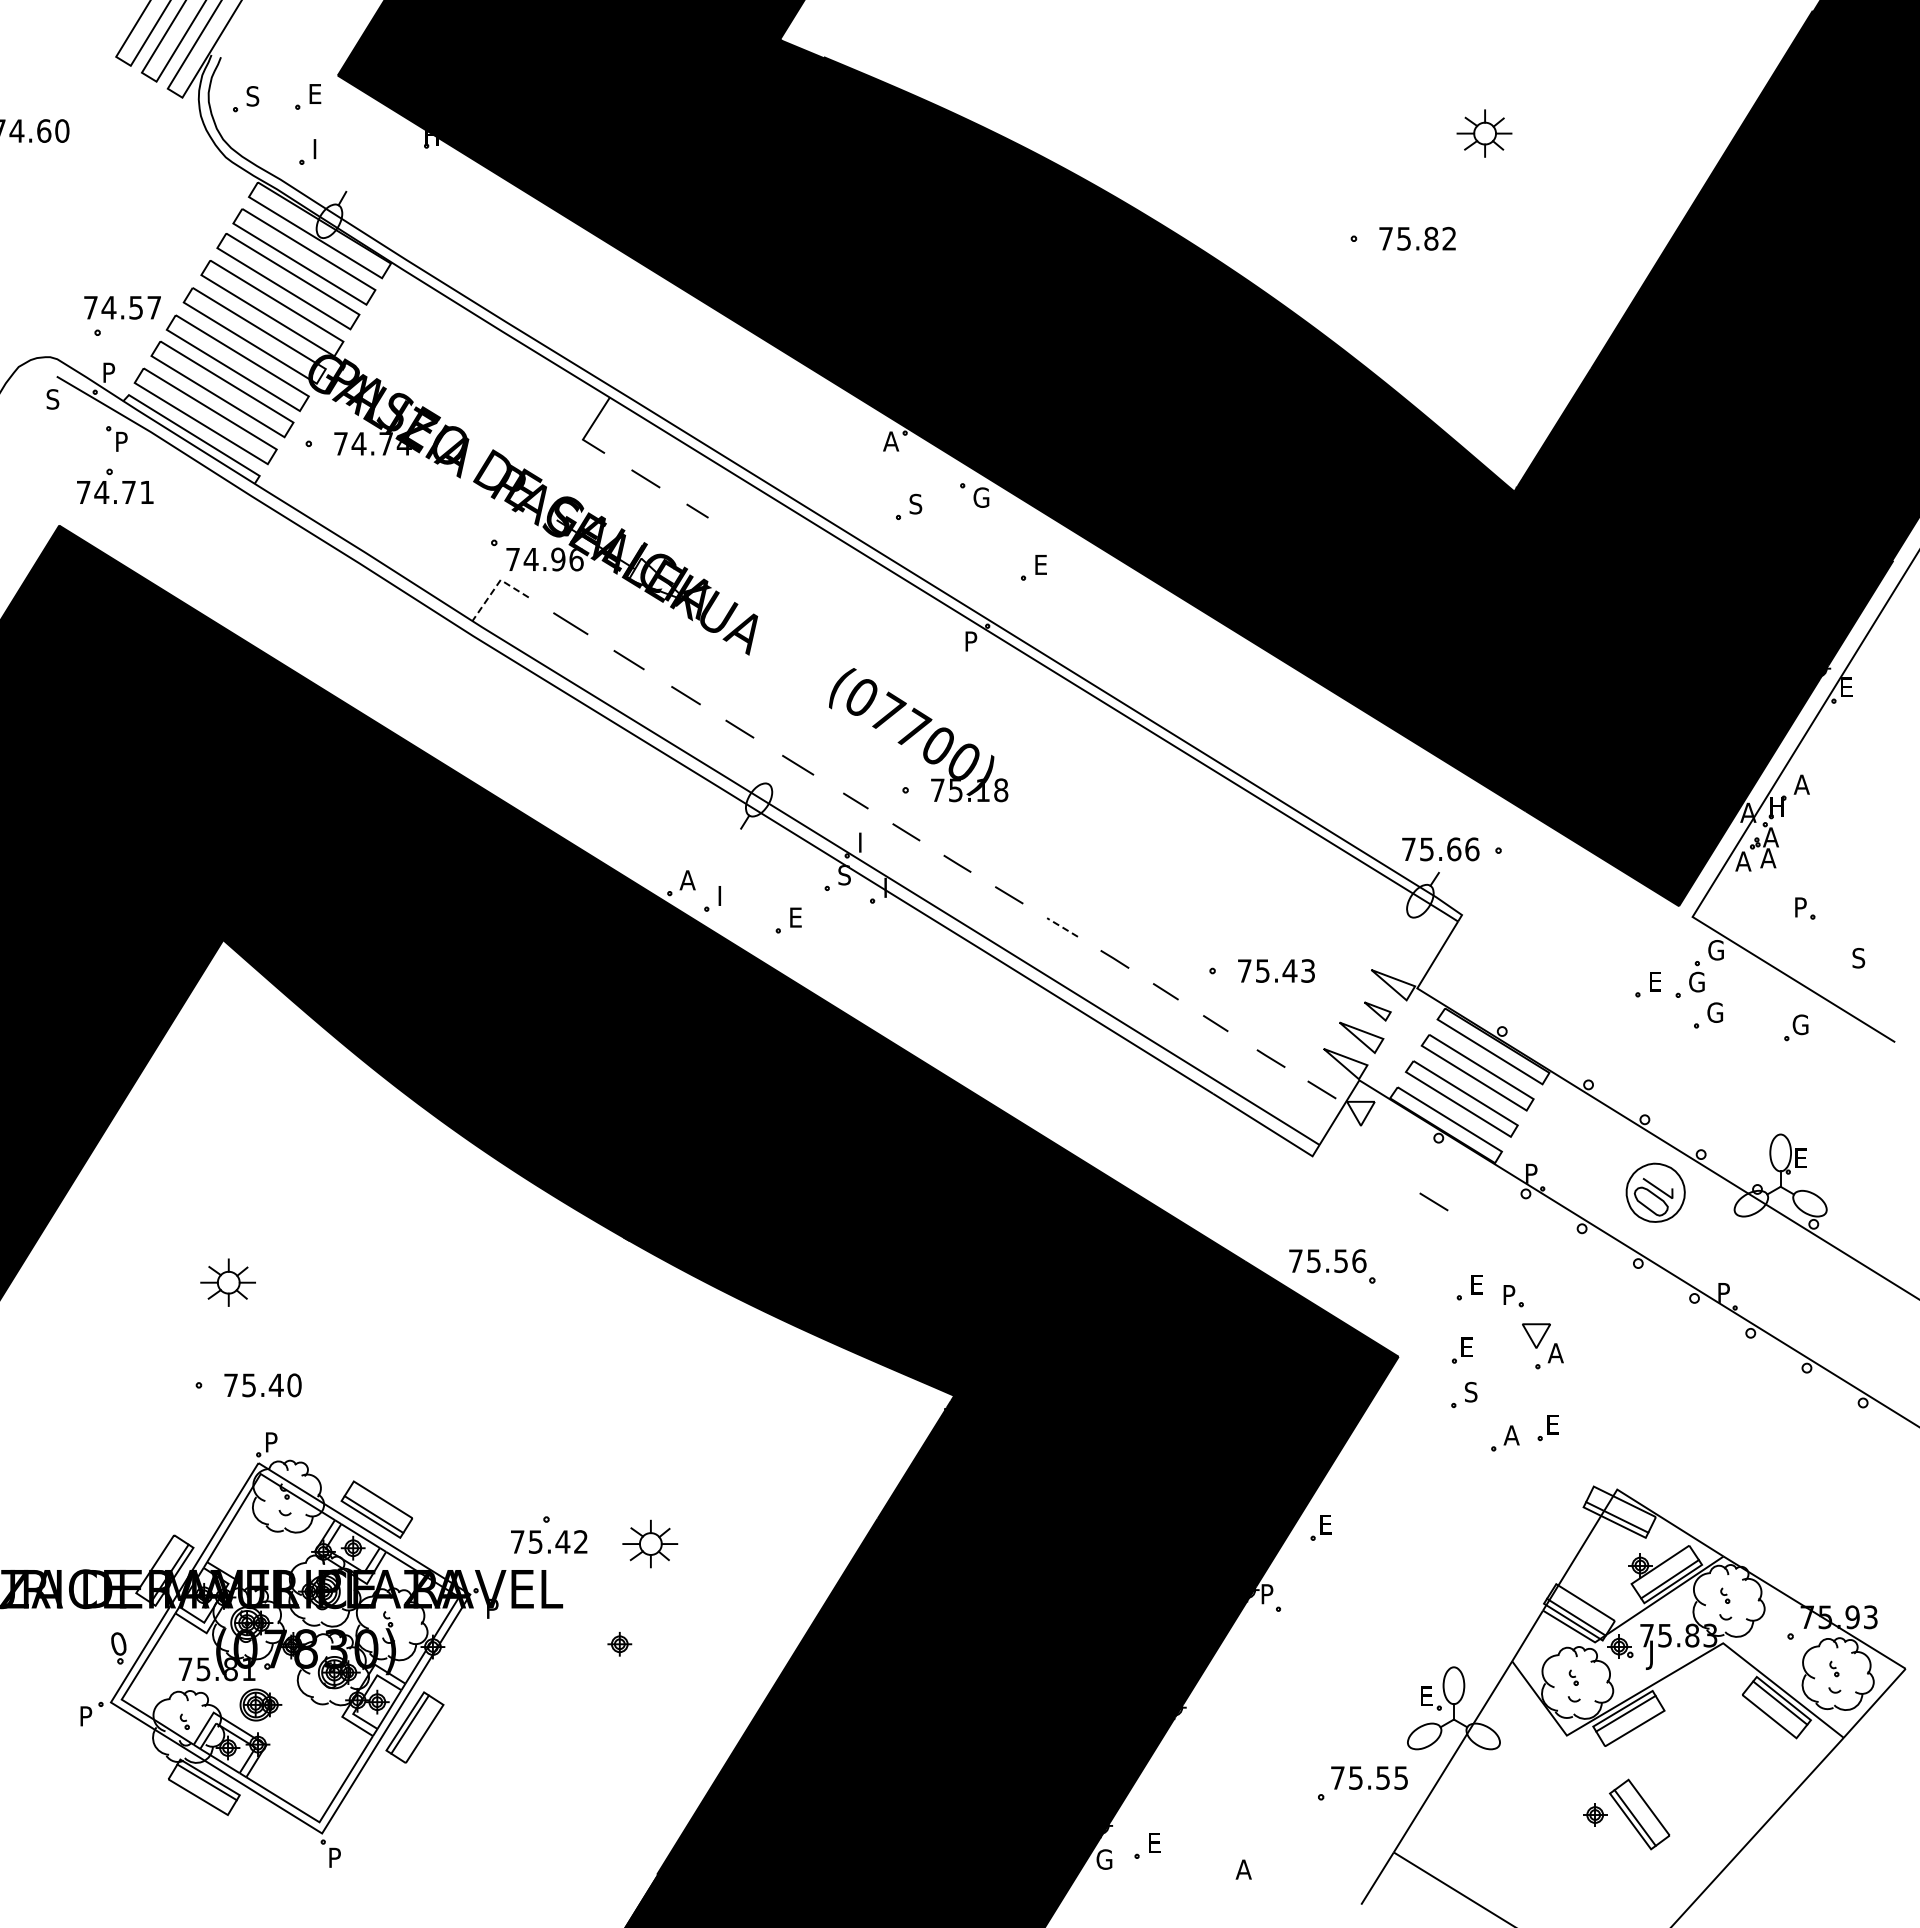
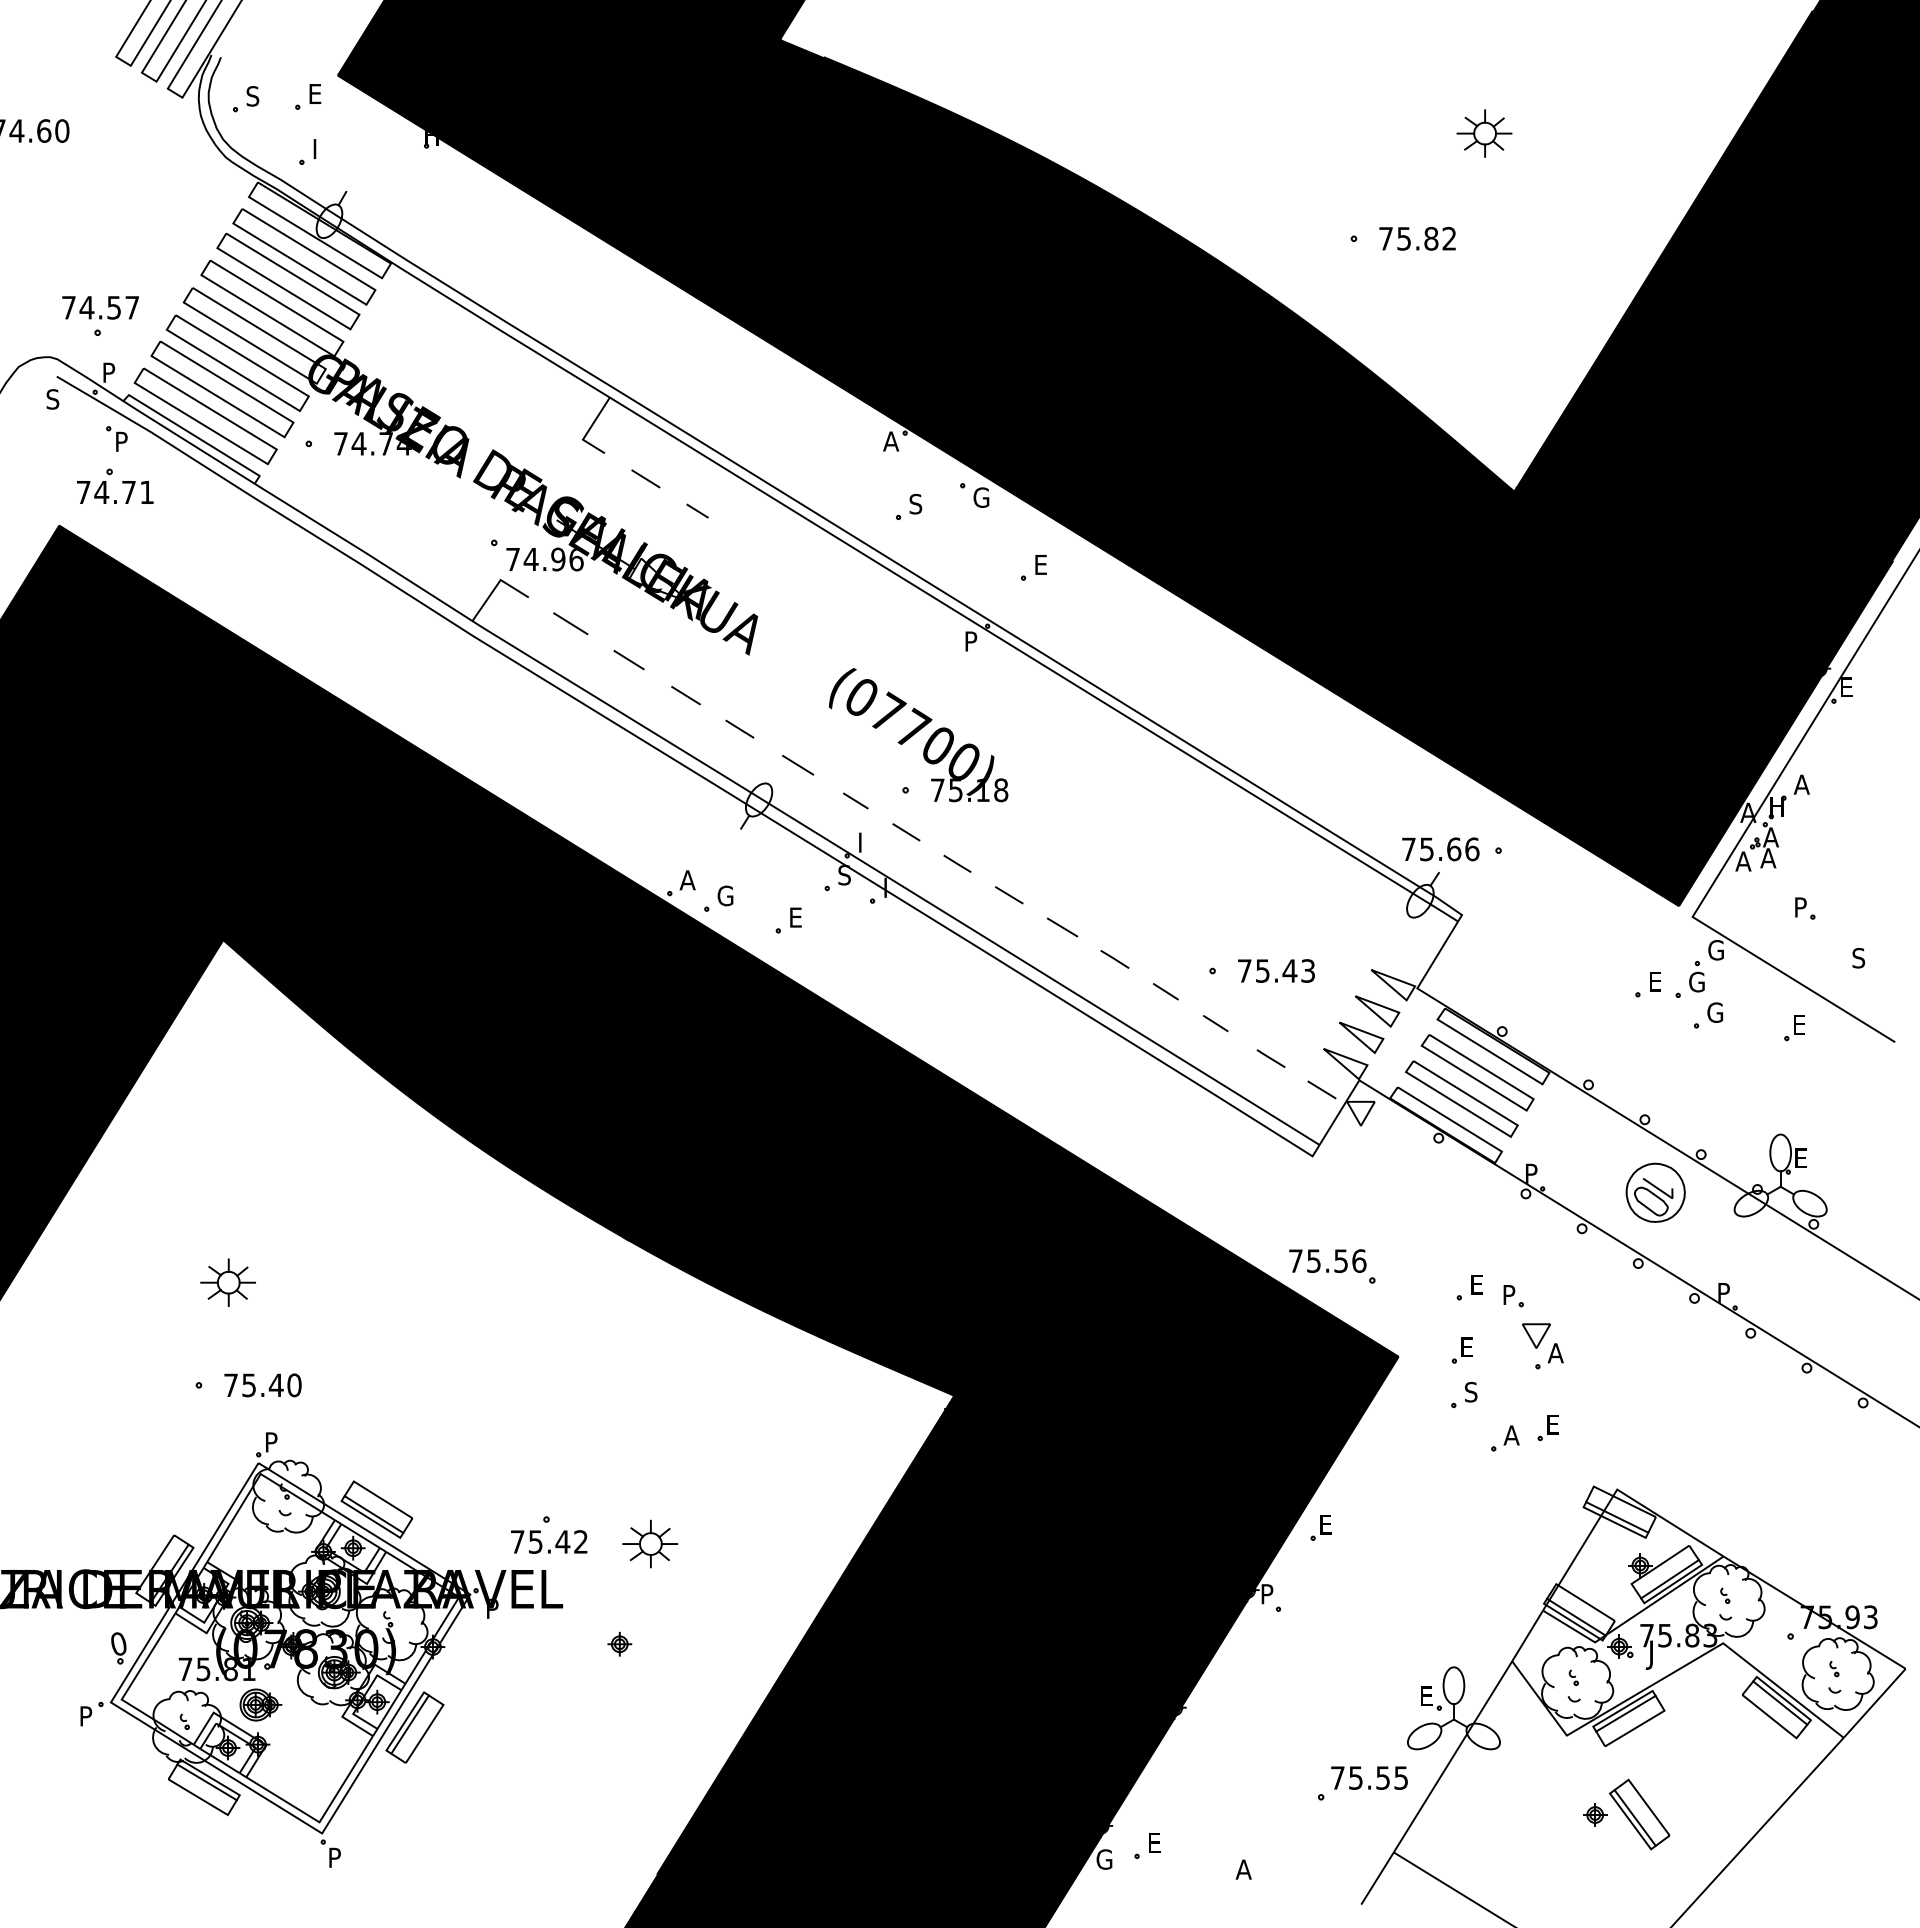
text position: (122, 307) -> (100, 307) (100, 307)
line: dashed -> solid (496, 586)
text: I -> G (725, 895)
line: dashed -> solid (1062, 927)
part size: 28x21 px -> 46x33 px (1377, 1011)
text: G -> E (1800, 1024)
line: present -> none (1433, 1201)
